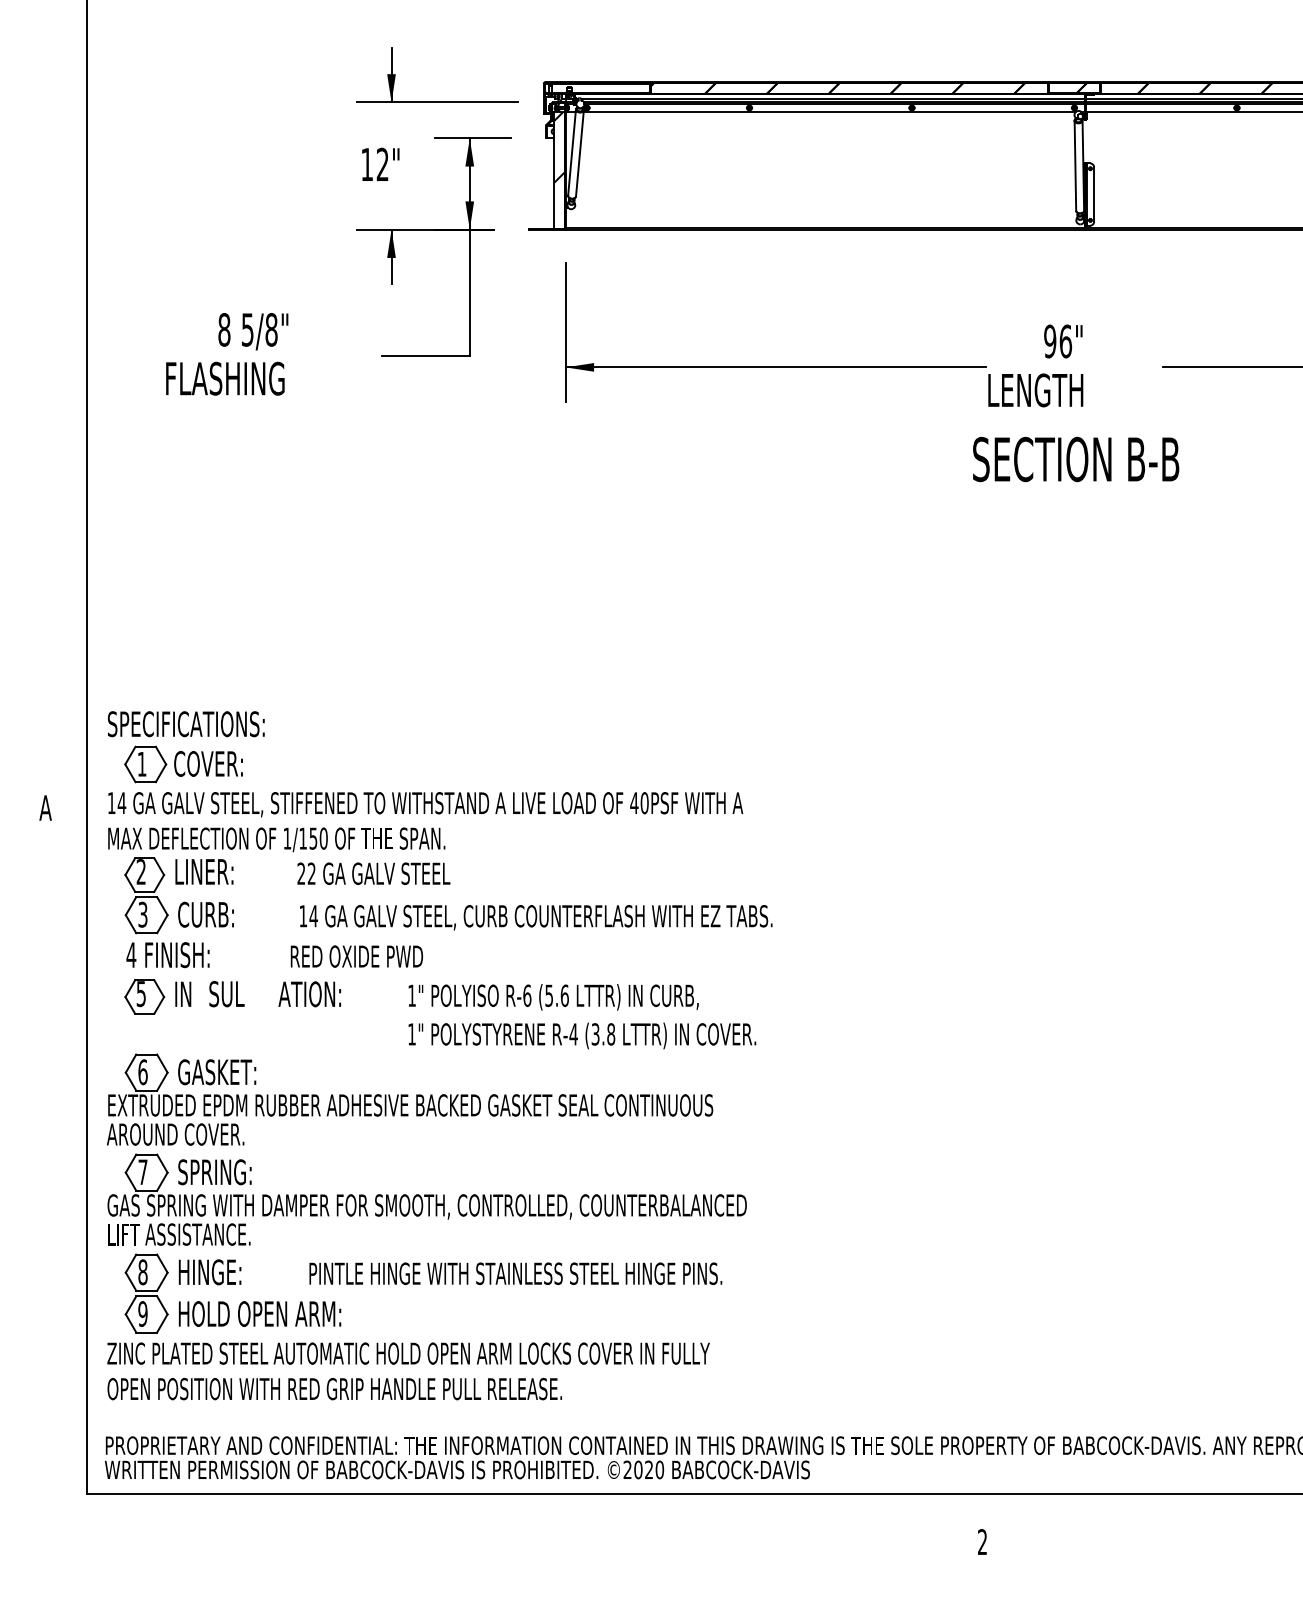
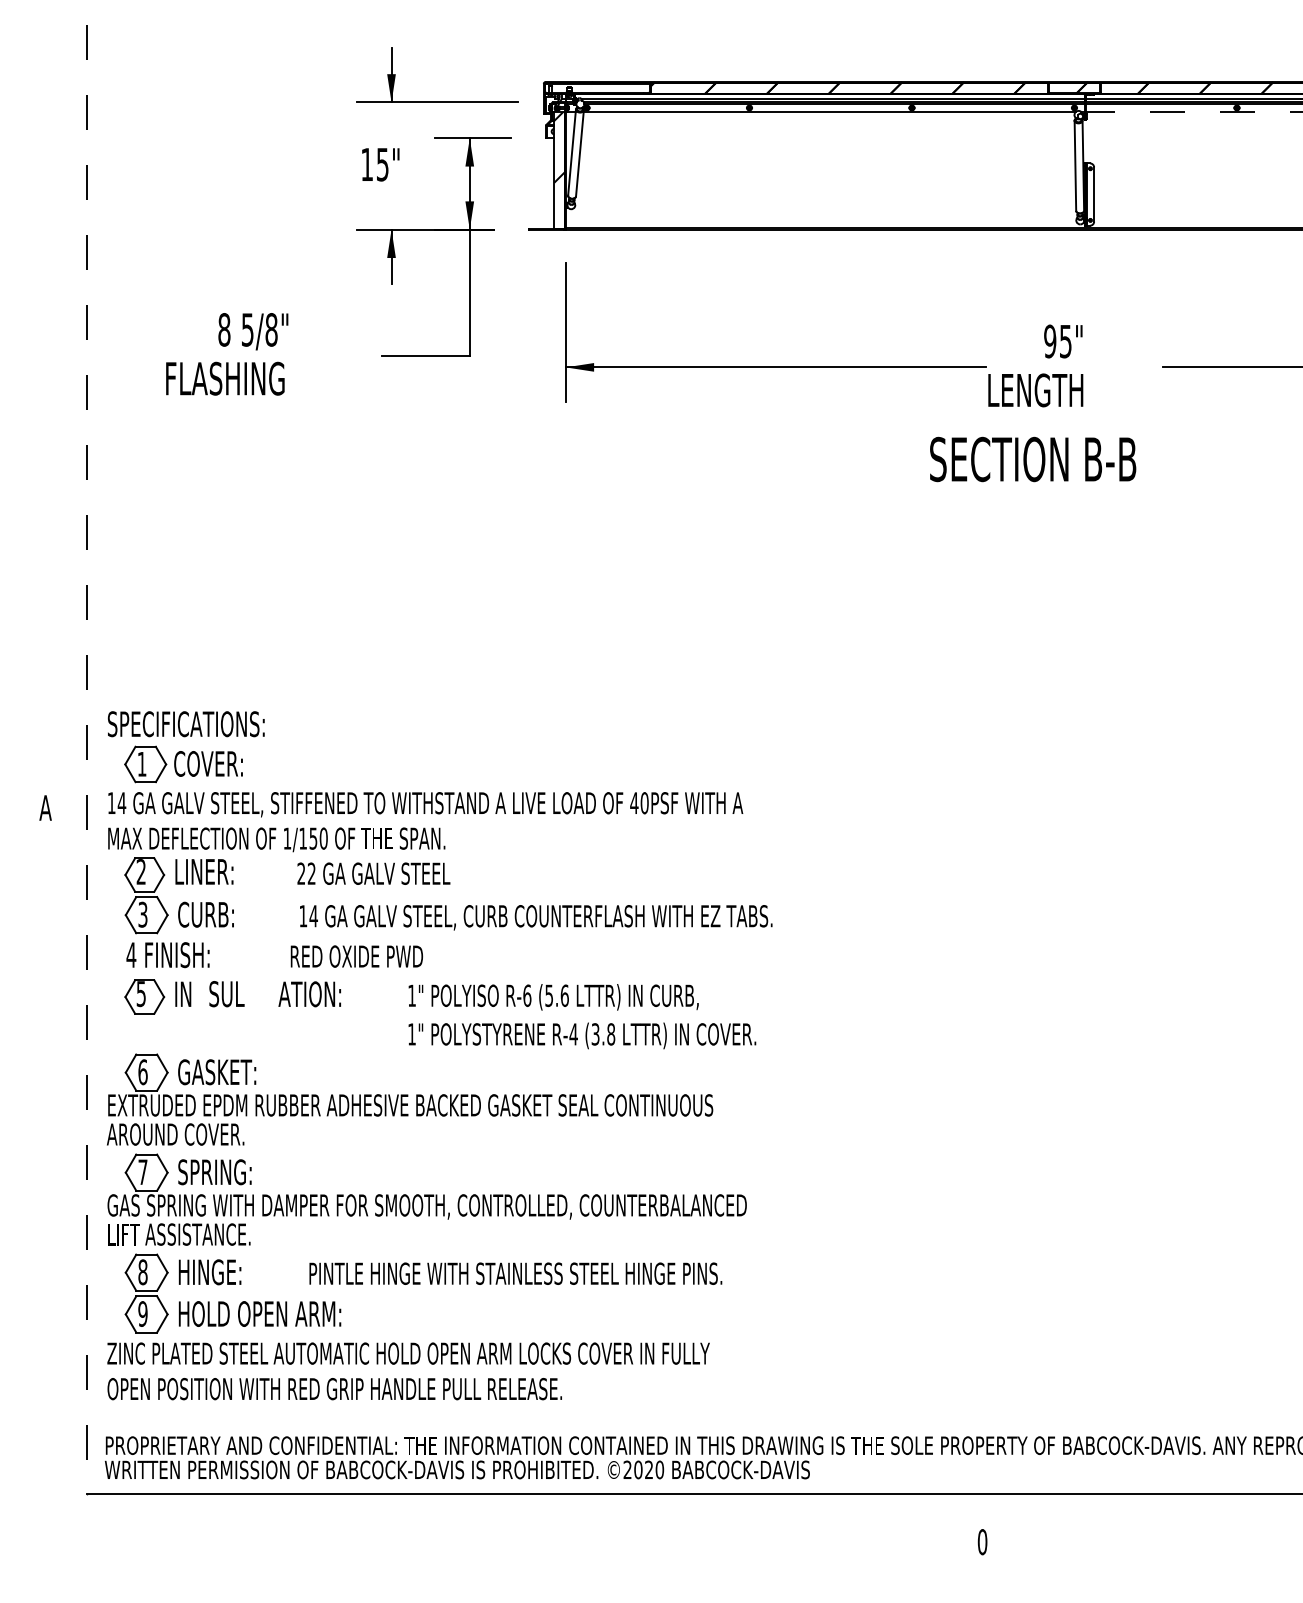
line: solid -> dashed (1193, 111)
text: 12" -> 15" (382, 164)
text: 96" -> 95" (1065, 341)
text position: (1076, 459) -> (1033, 459) (1033, 459)
line: solid -> dashed (86, 747)
text: 2 -> 0 (982, 1542)
